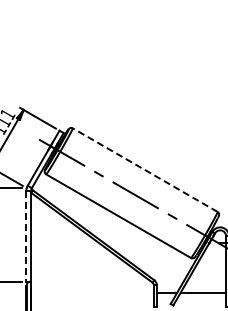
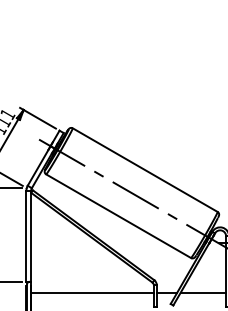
line: dashed -> solid (145, 170)
line: dashed -> solid (26, 236)
line: none -> present (92, 292)
